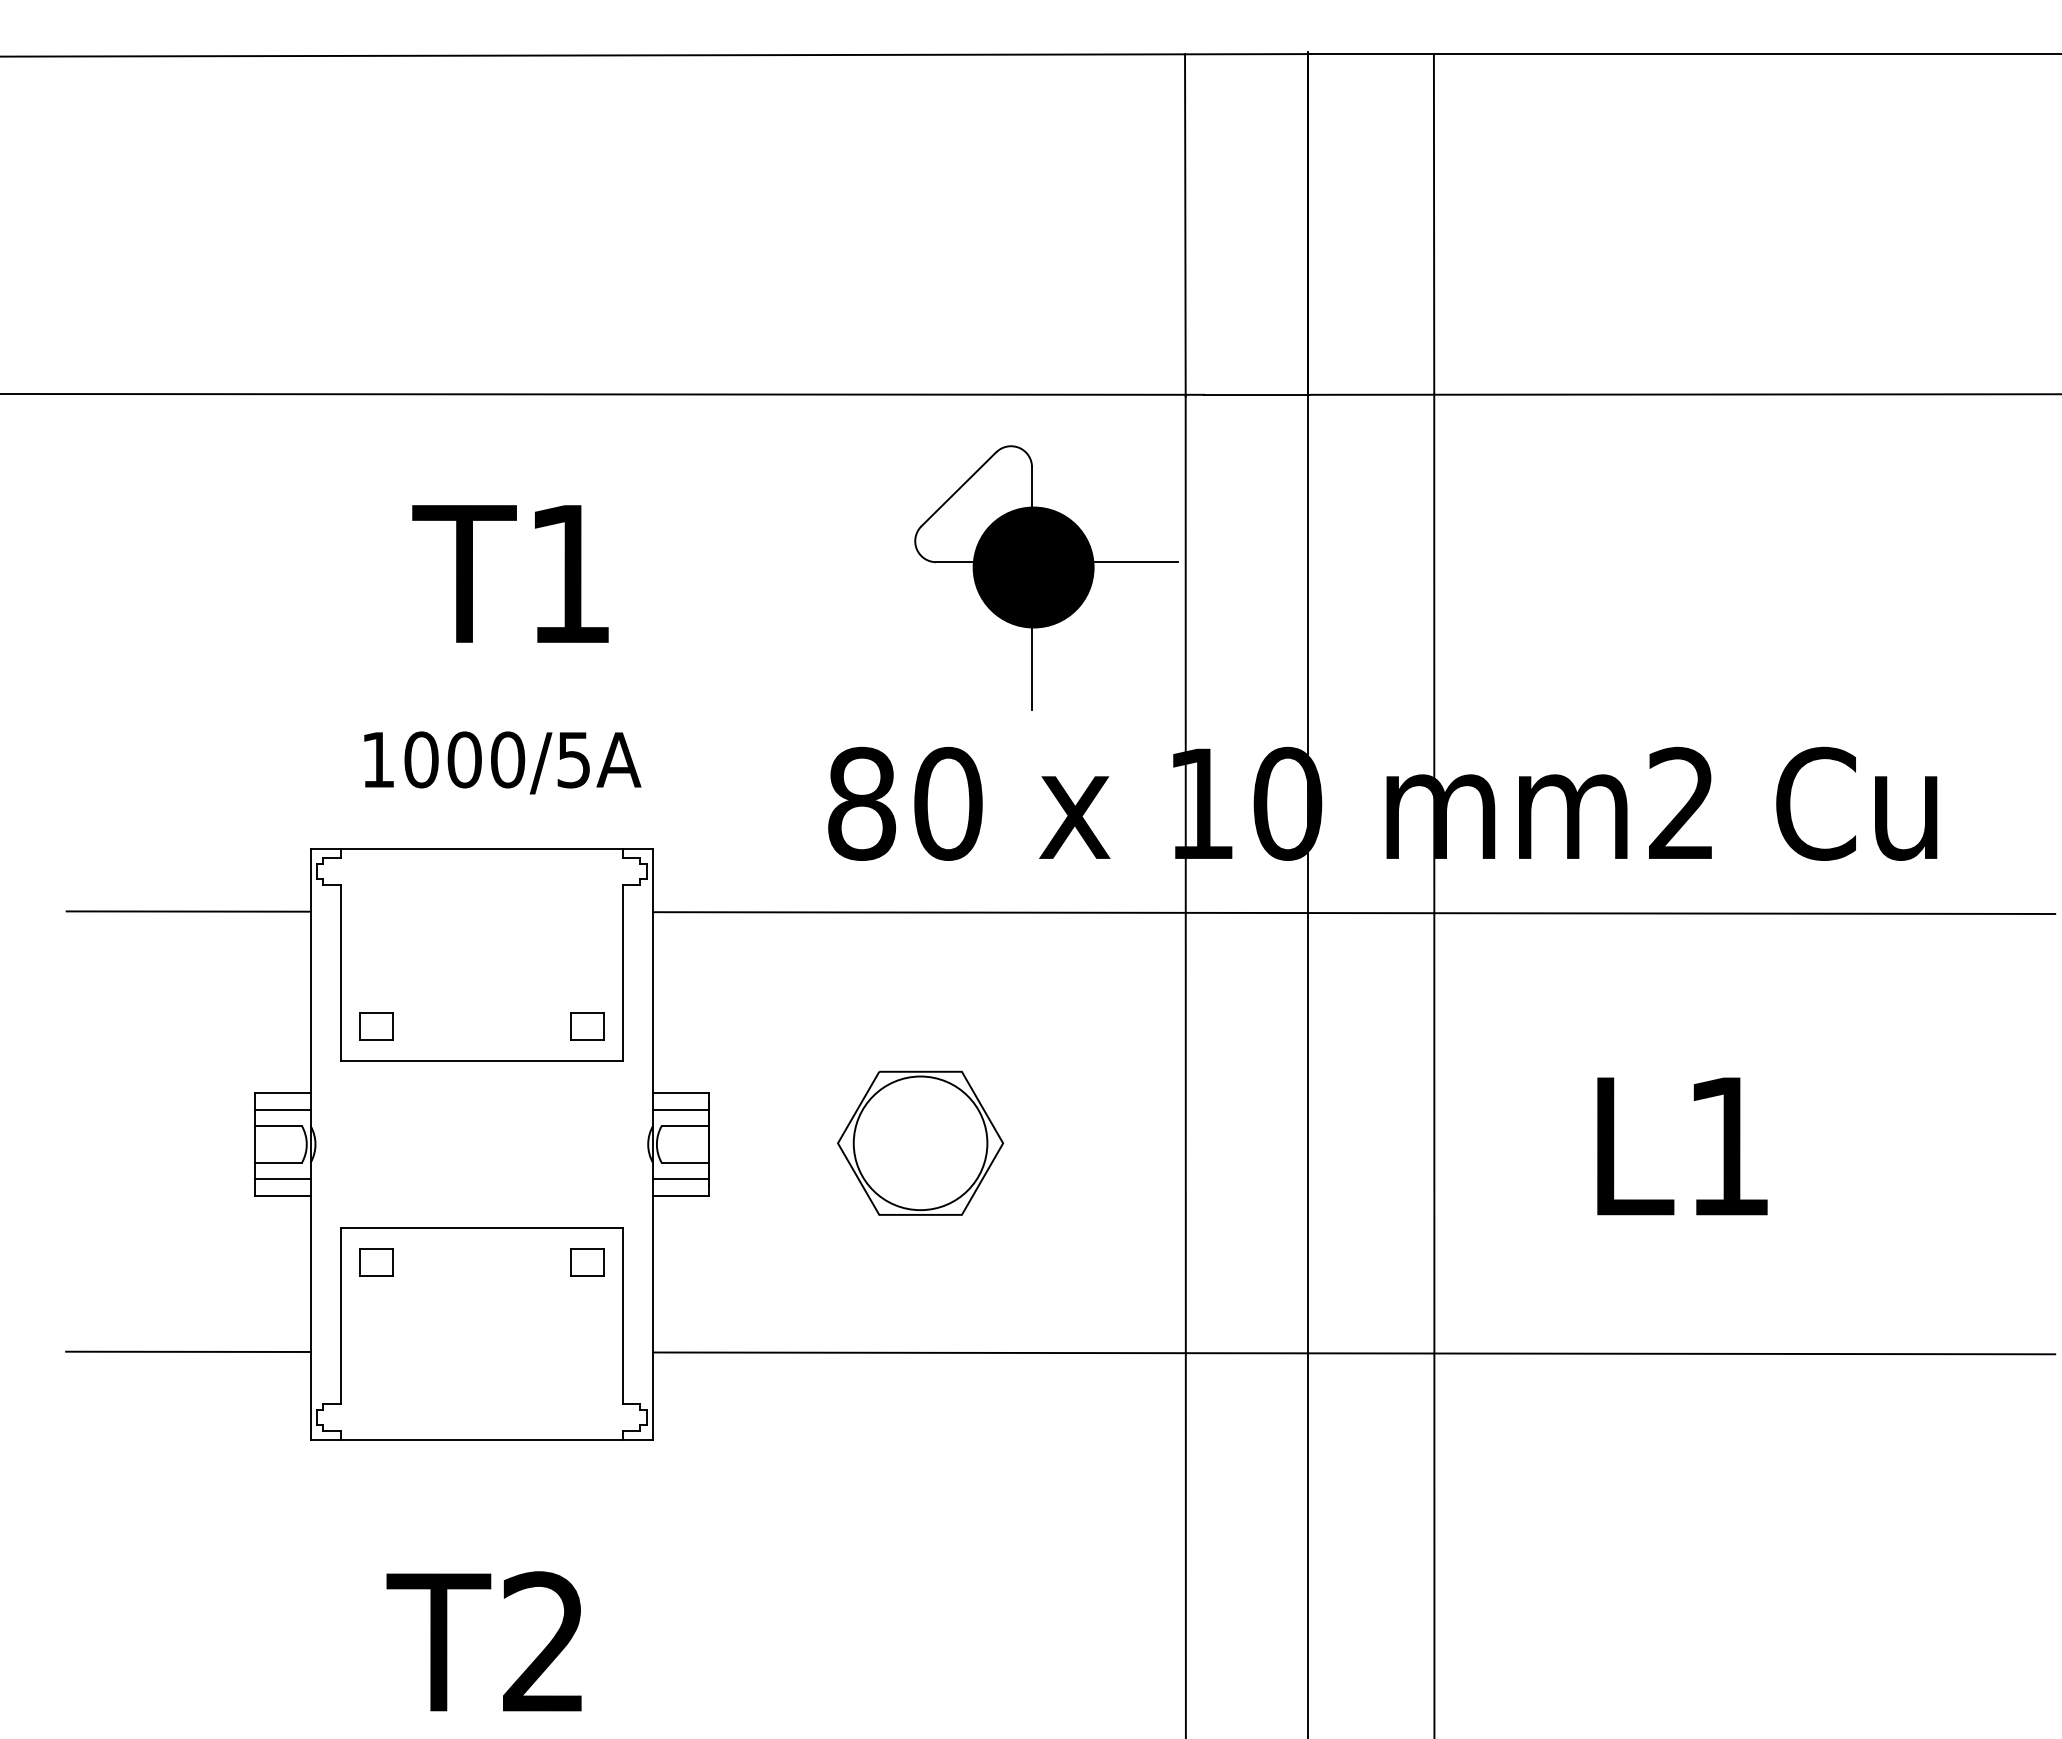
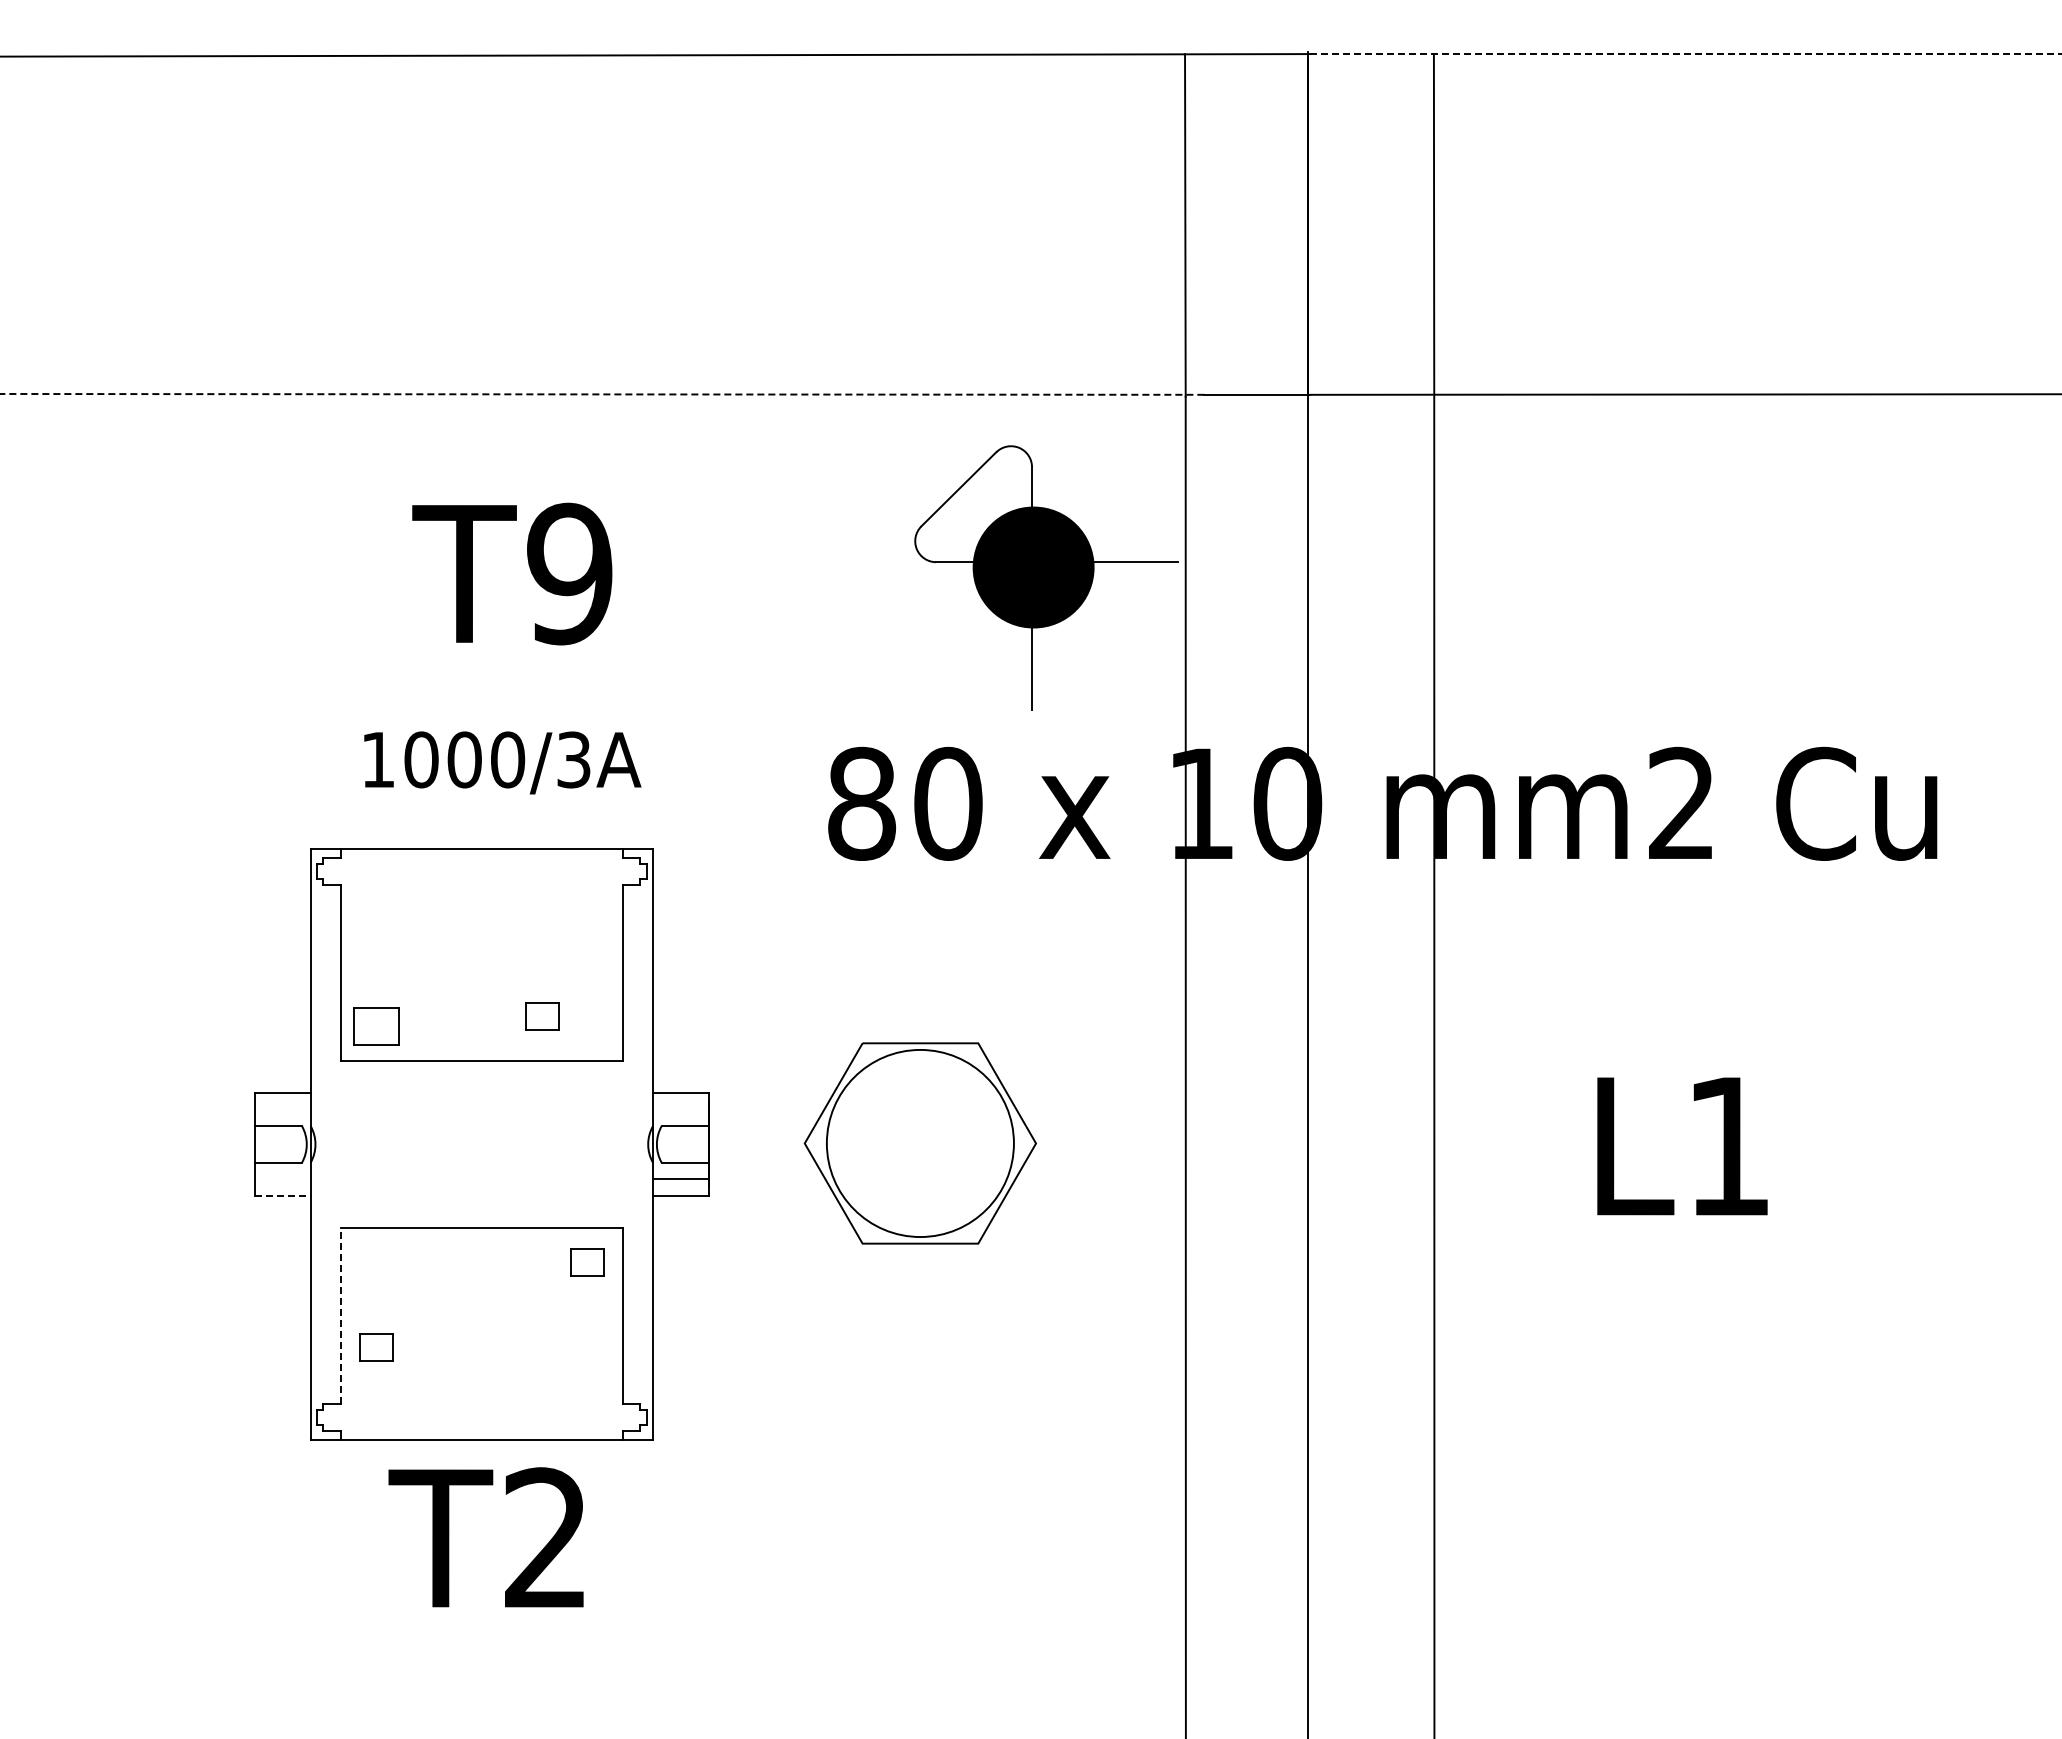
line: solid -> dashed (1686, 54)
line: solid -> dashed (602, 394)
text: T1 -> T9 (569, 573)
text: 1000/5A -> 1000/3A (574, 759)
line: present -> none (188, 911)
line: present -> none (1354, 913)
part size: 35x29 px -> 47x39 px (376, 1026)
part position: (587, 1026) -> (542, 1016) (542, 1016)
line: present -> none (282, 1110)
line: present -> none (681, 1110)
part size: 168x146 px -> 234x203 px (919, 1143)
line: present -> none (282, 1178)
line: solid -> dashed (282, 1195)
part position: (376, 1262) -> (376, 1347) (376, 1347)
line: solid -> dashed (340, 1315)
line: present -> none (188, 1351)
line: present -> none (1354, 1353)
text position: (483, 1641) -> (485, 1537) (485, 1537)
